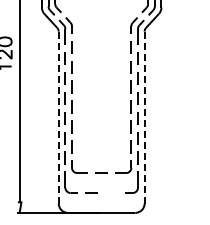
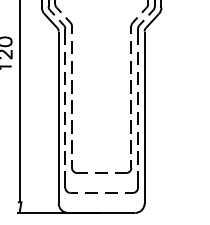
line: dashed -> solid (58, 117)
line: dashed -> solid (144, 117)
line: none -> present (111, 192)
